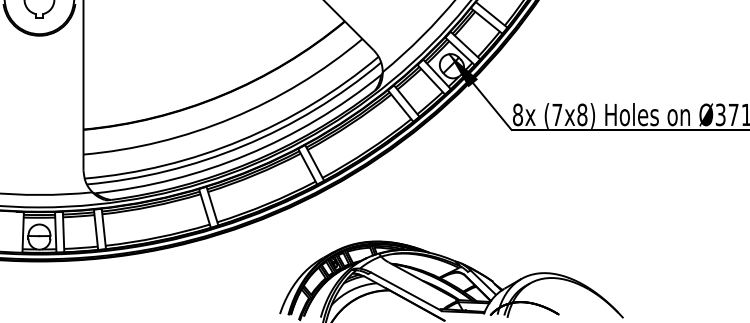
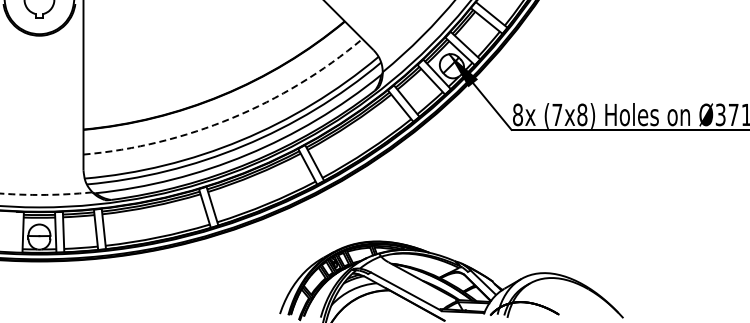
arc: solid -> dashed (231, 118)
arc: solid -> dashed (47, 194)
